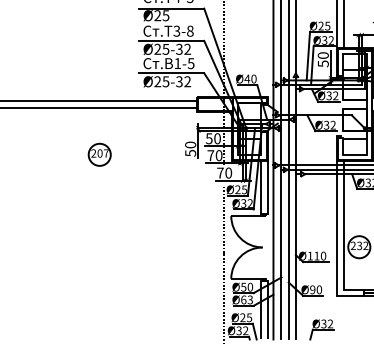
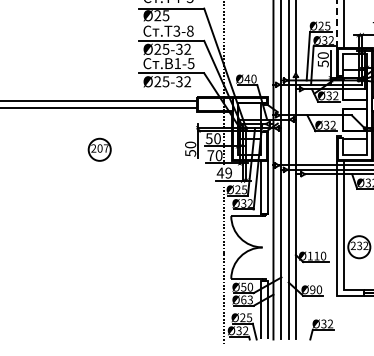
line: solid -> dashed (337, 23)
part position: (99, 154) -> (99, 149) (99, 149)
text: 70 -> 49 (223, 172)
